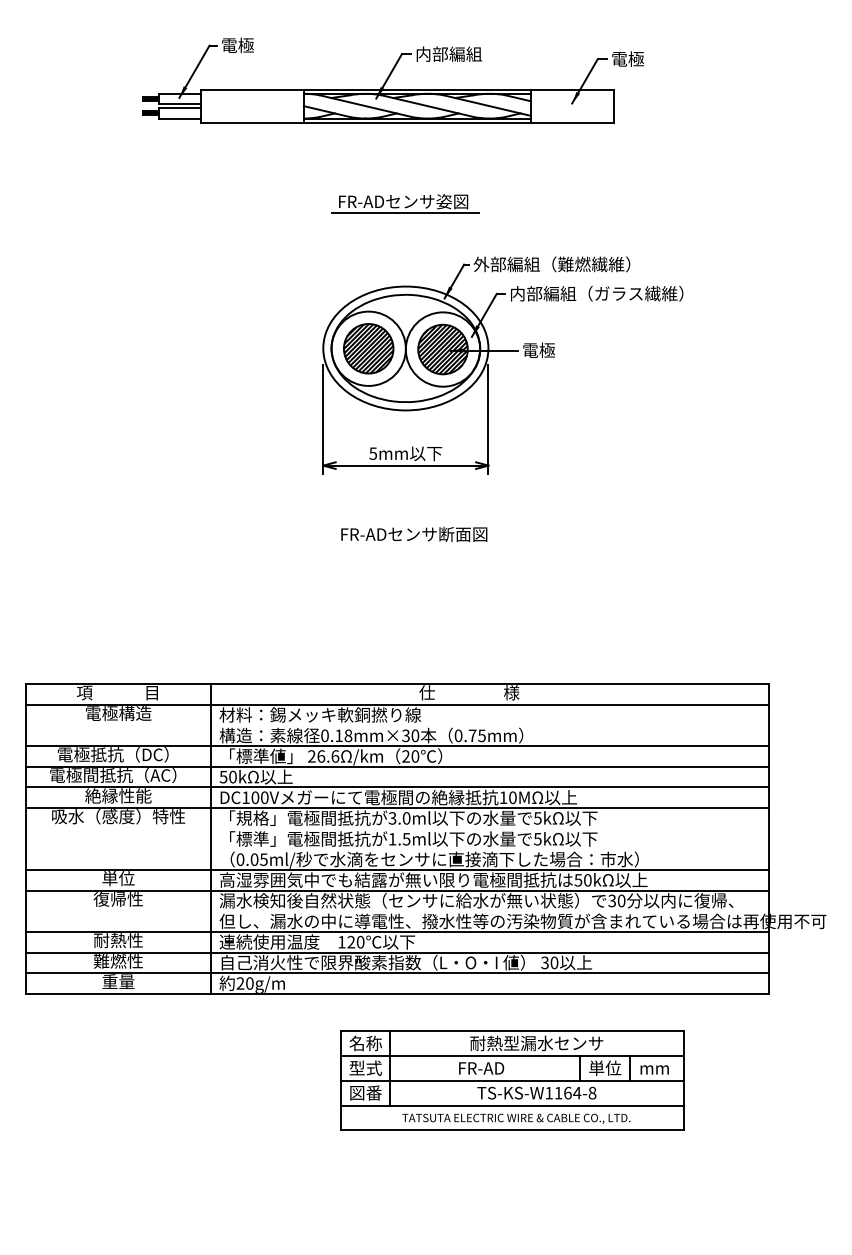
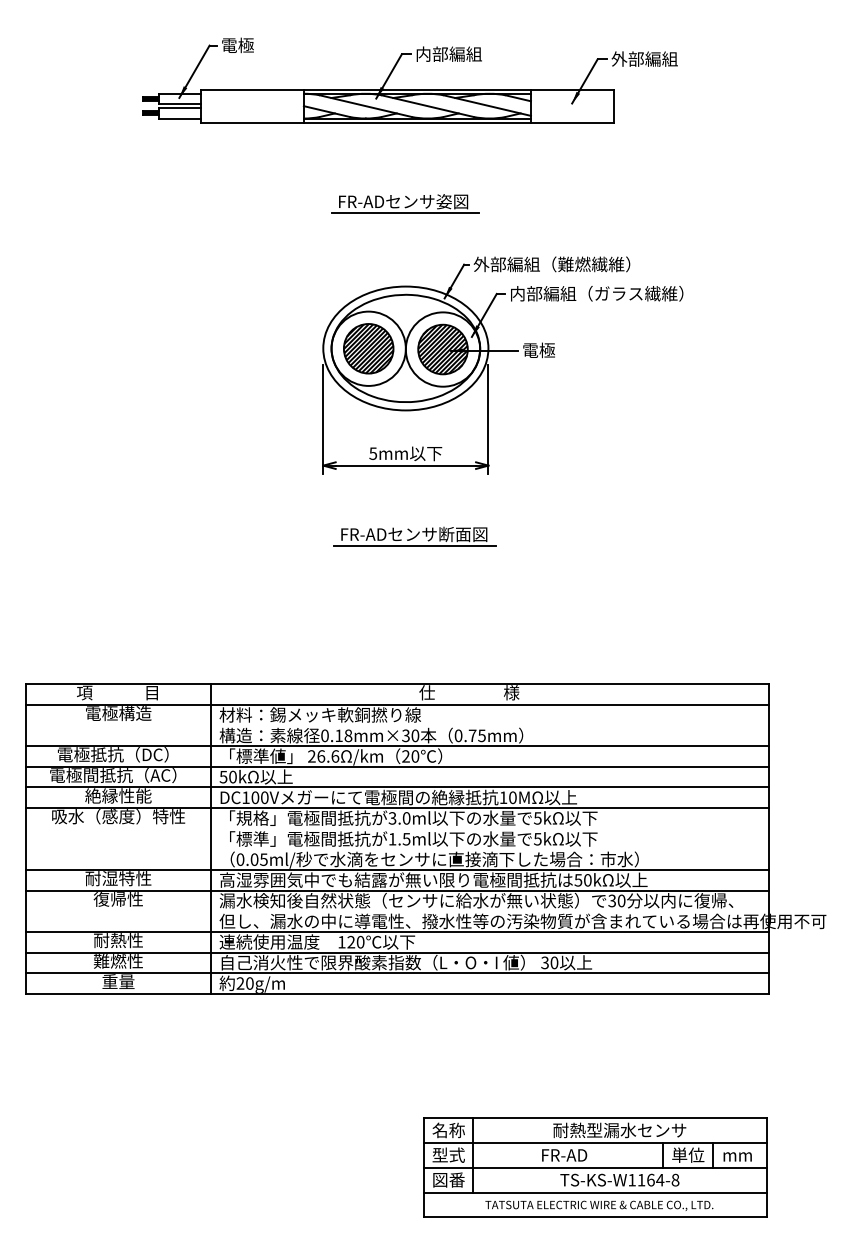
text: 電極 -> 外部編組 (644, 58)
line: none -> present (414, 545)
text: 単位 -> 耐湿特性 (118, 878)
part position: (512, 1080) -> (595, 1167) (595, 1167)
